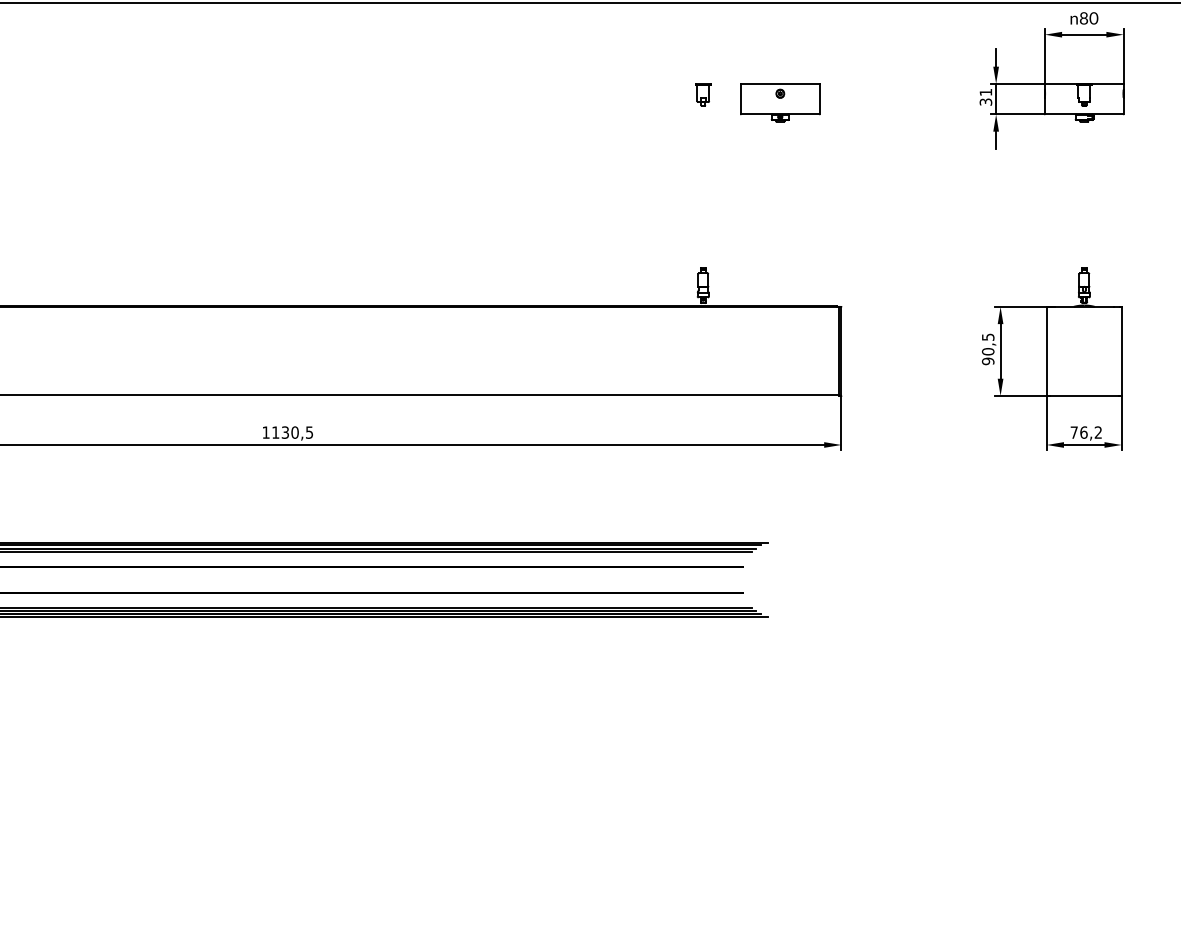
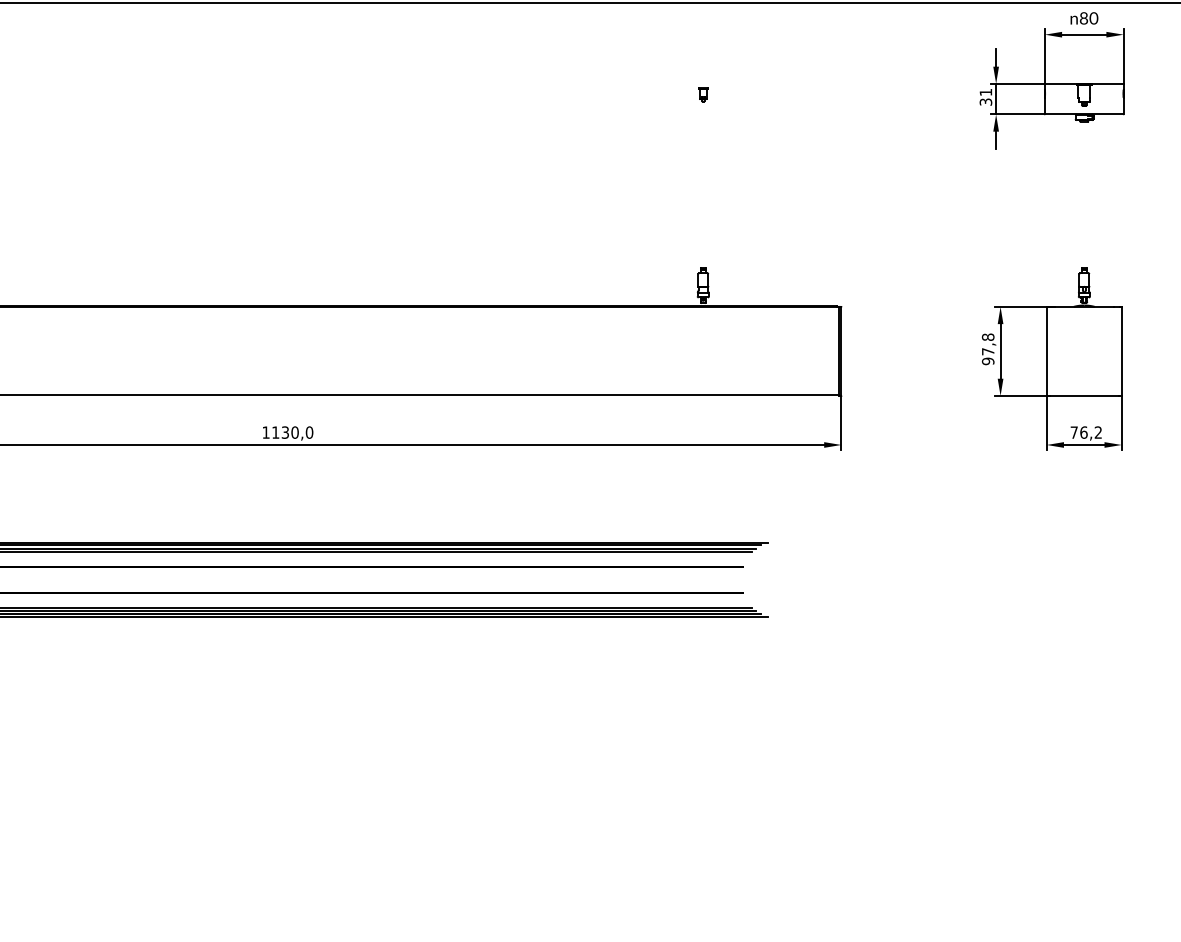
part size: 17x24 px -> 11x16 px (703, 94)
part: present -> none (780, 102)
text: 90,5 -> 97,8 (987, 344)
text: 1130,5 -> 1130,0 (309, 432)
